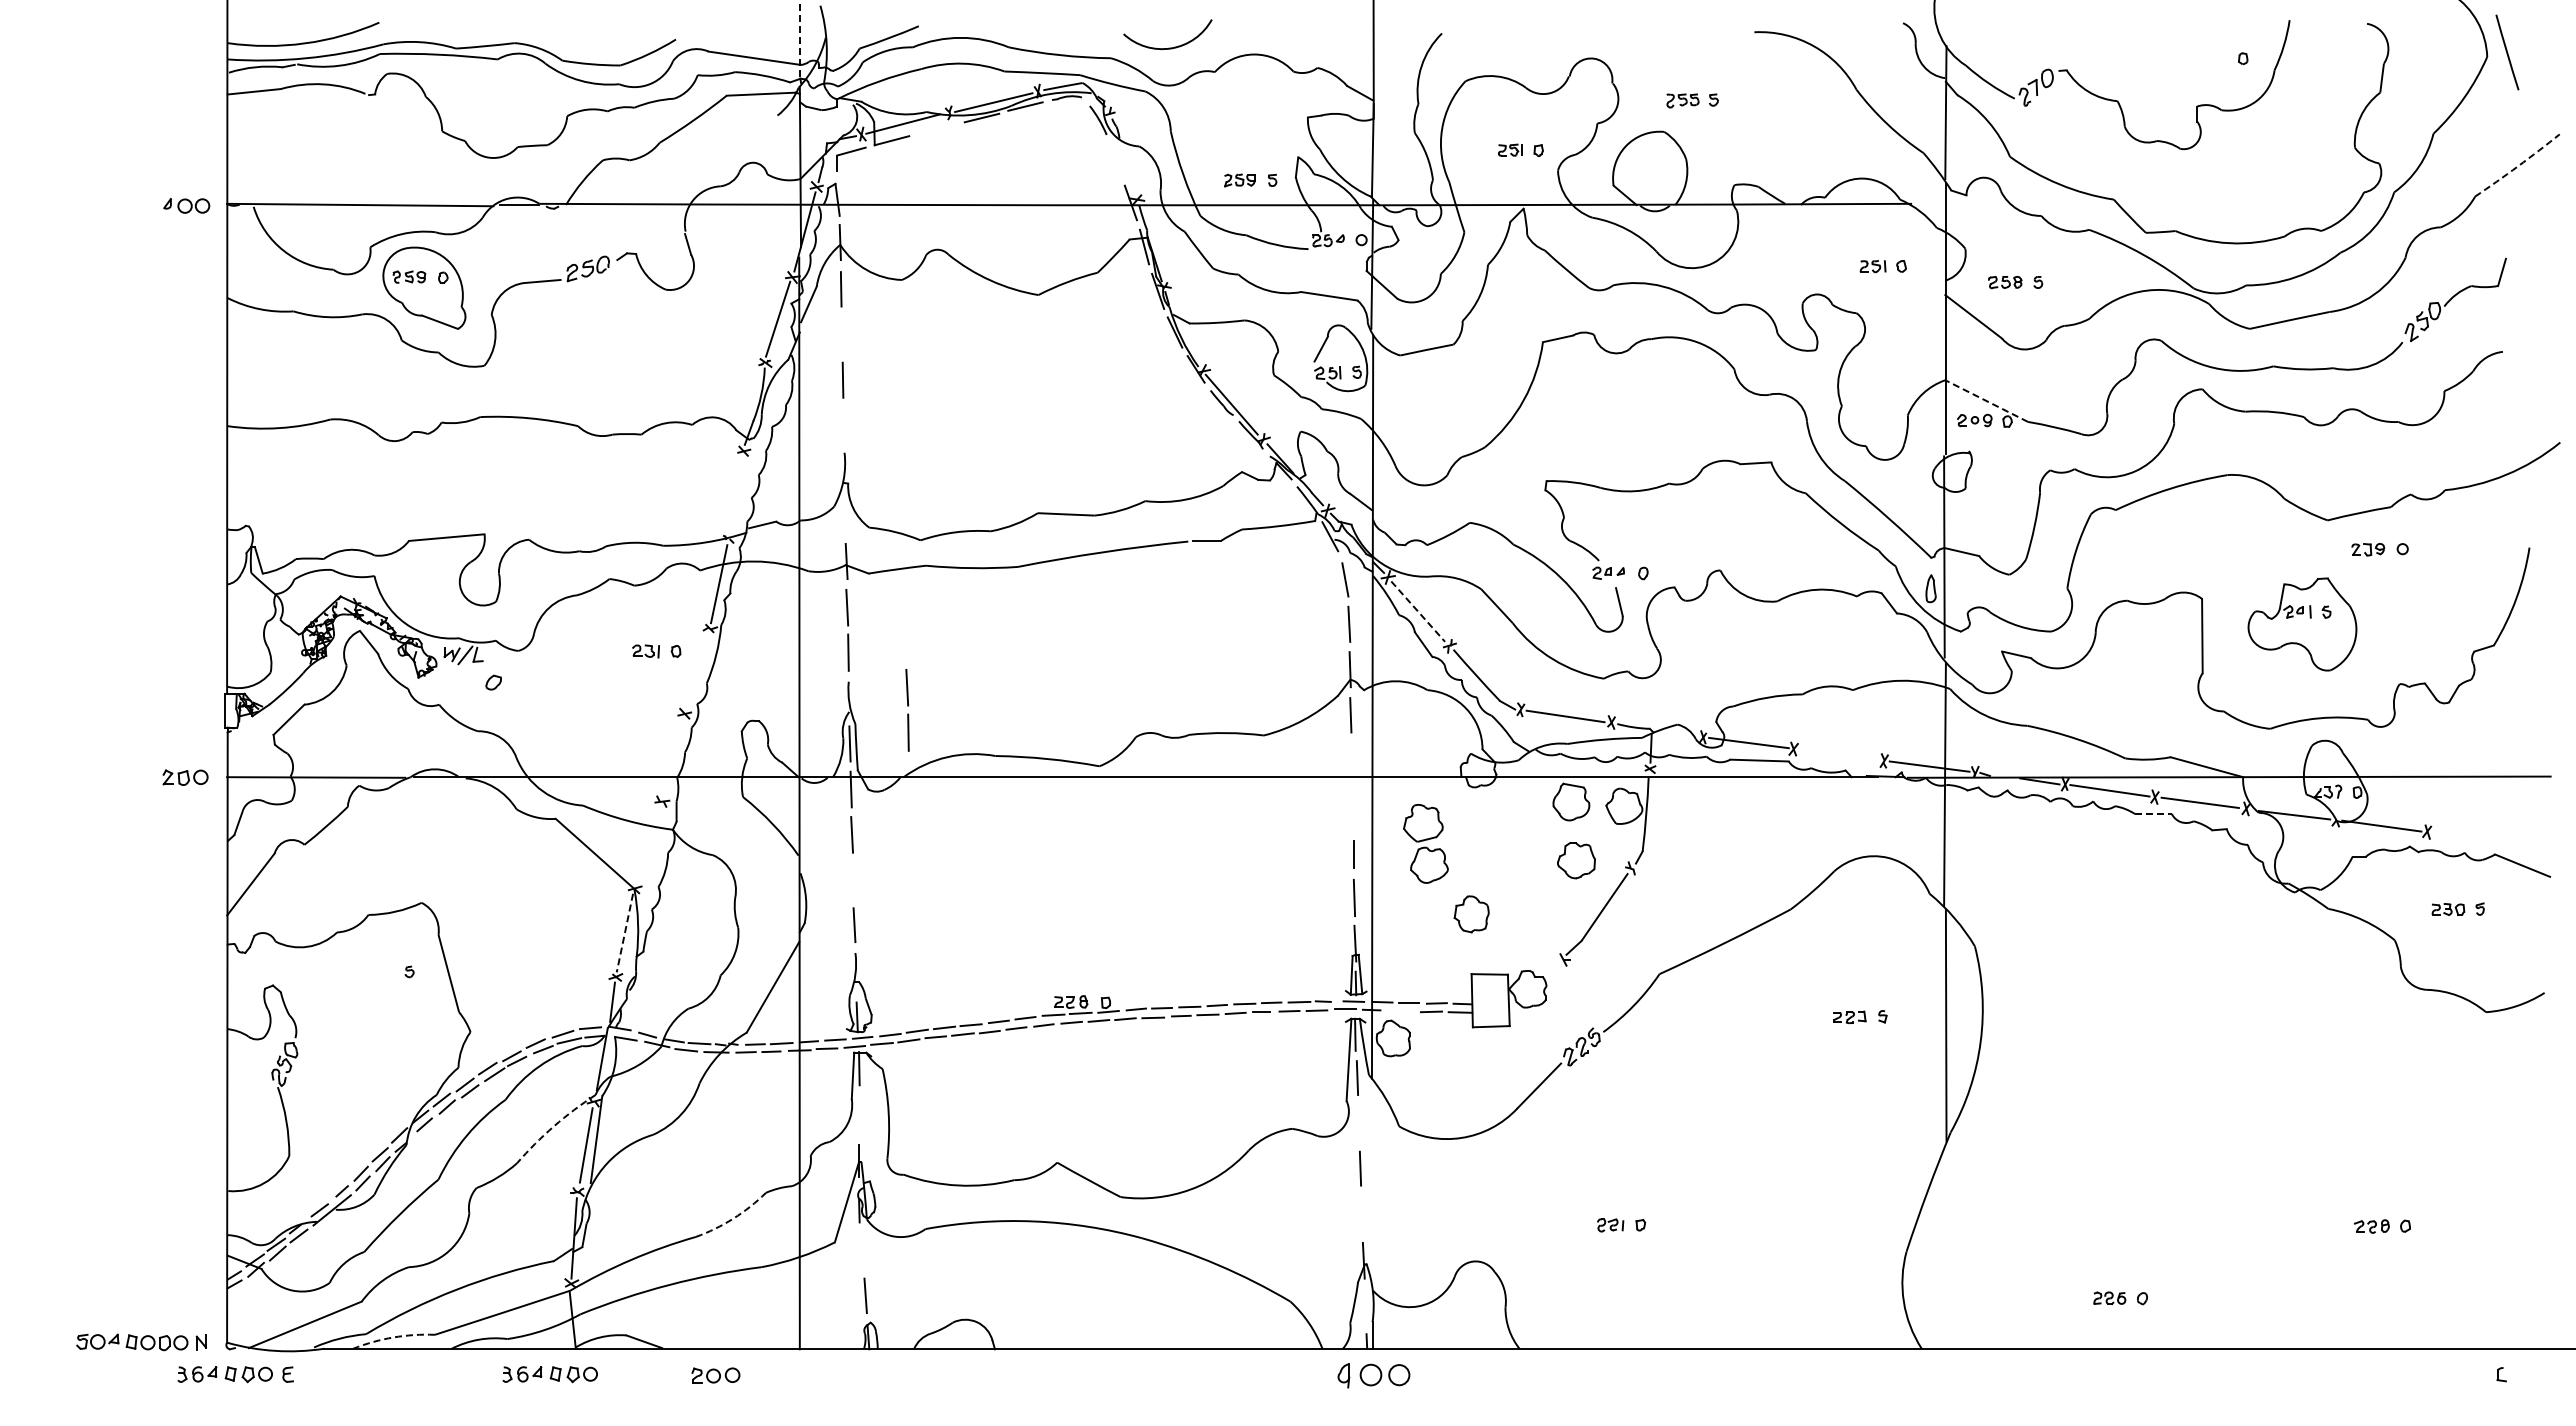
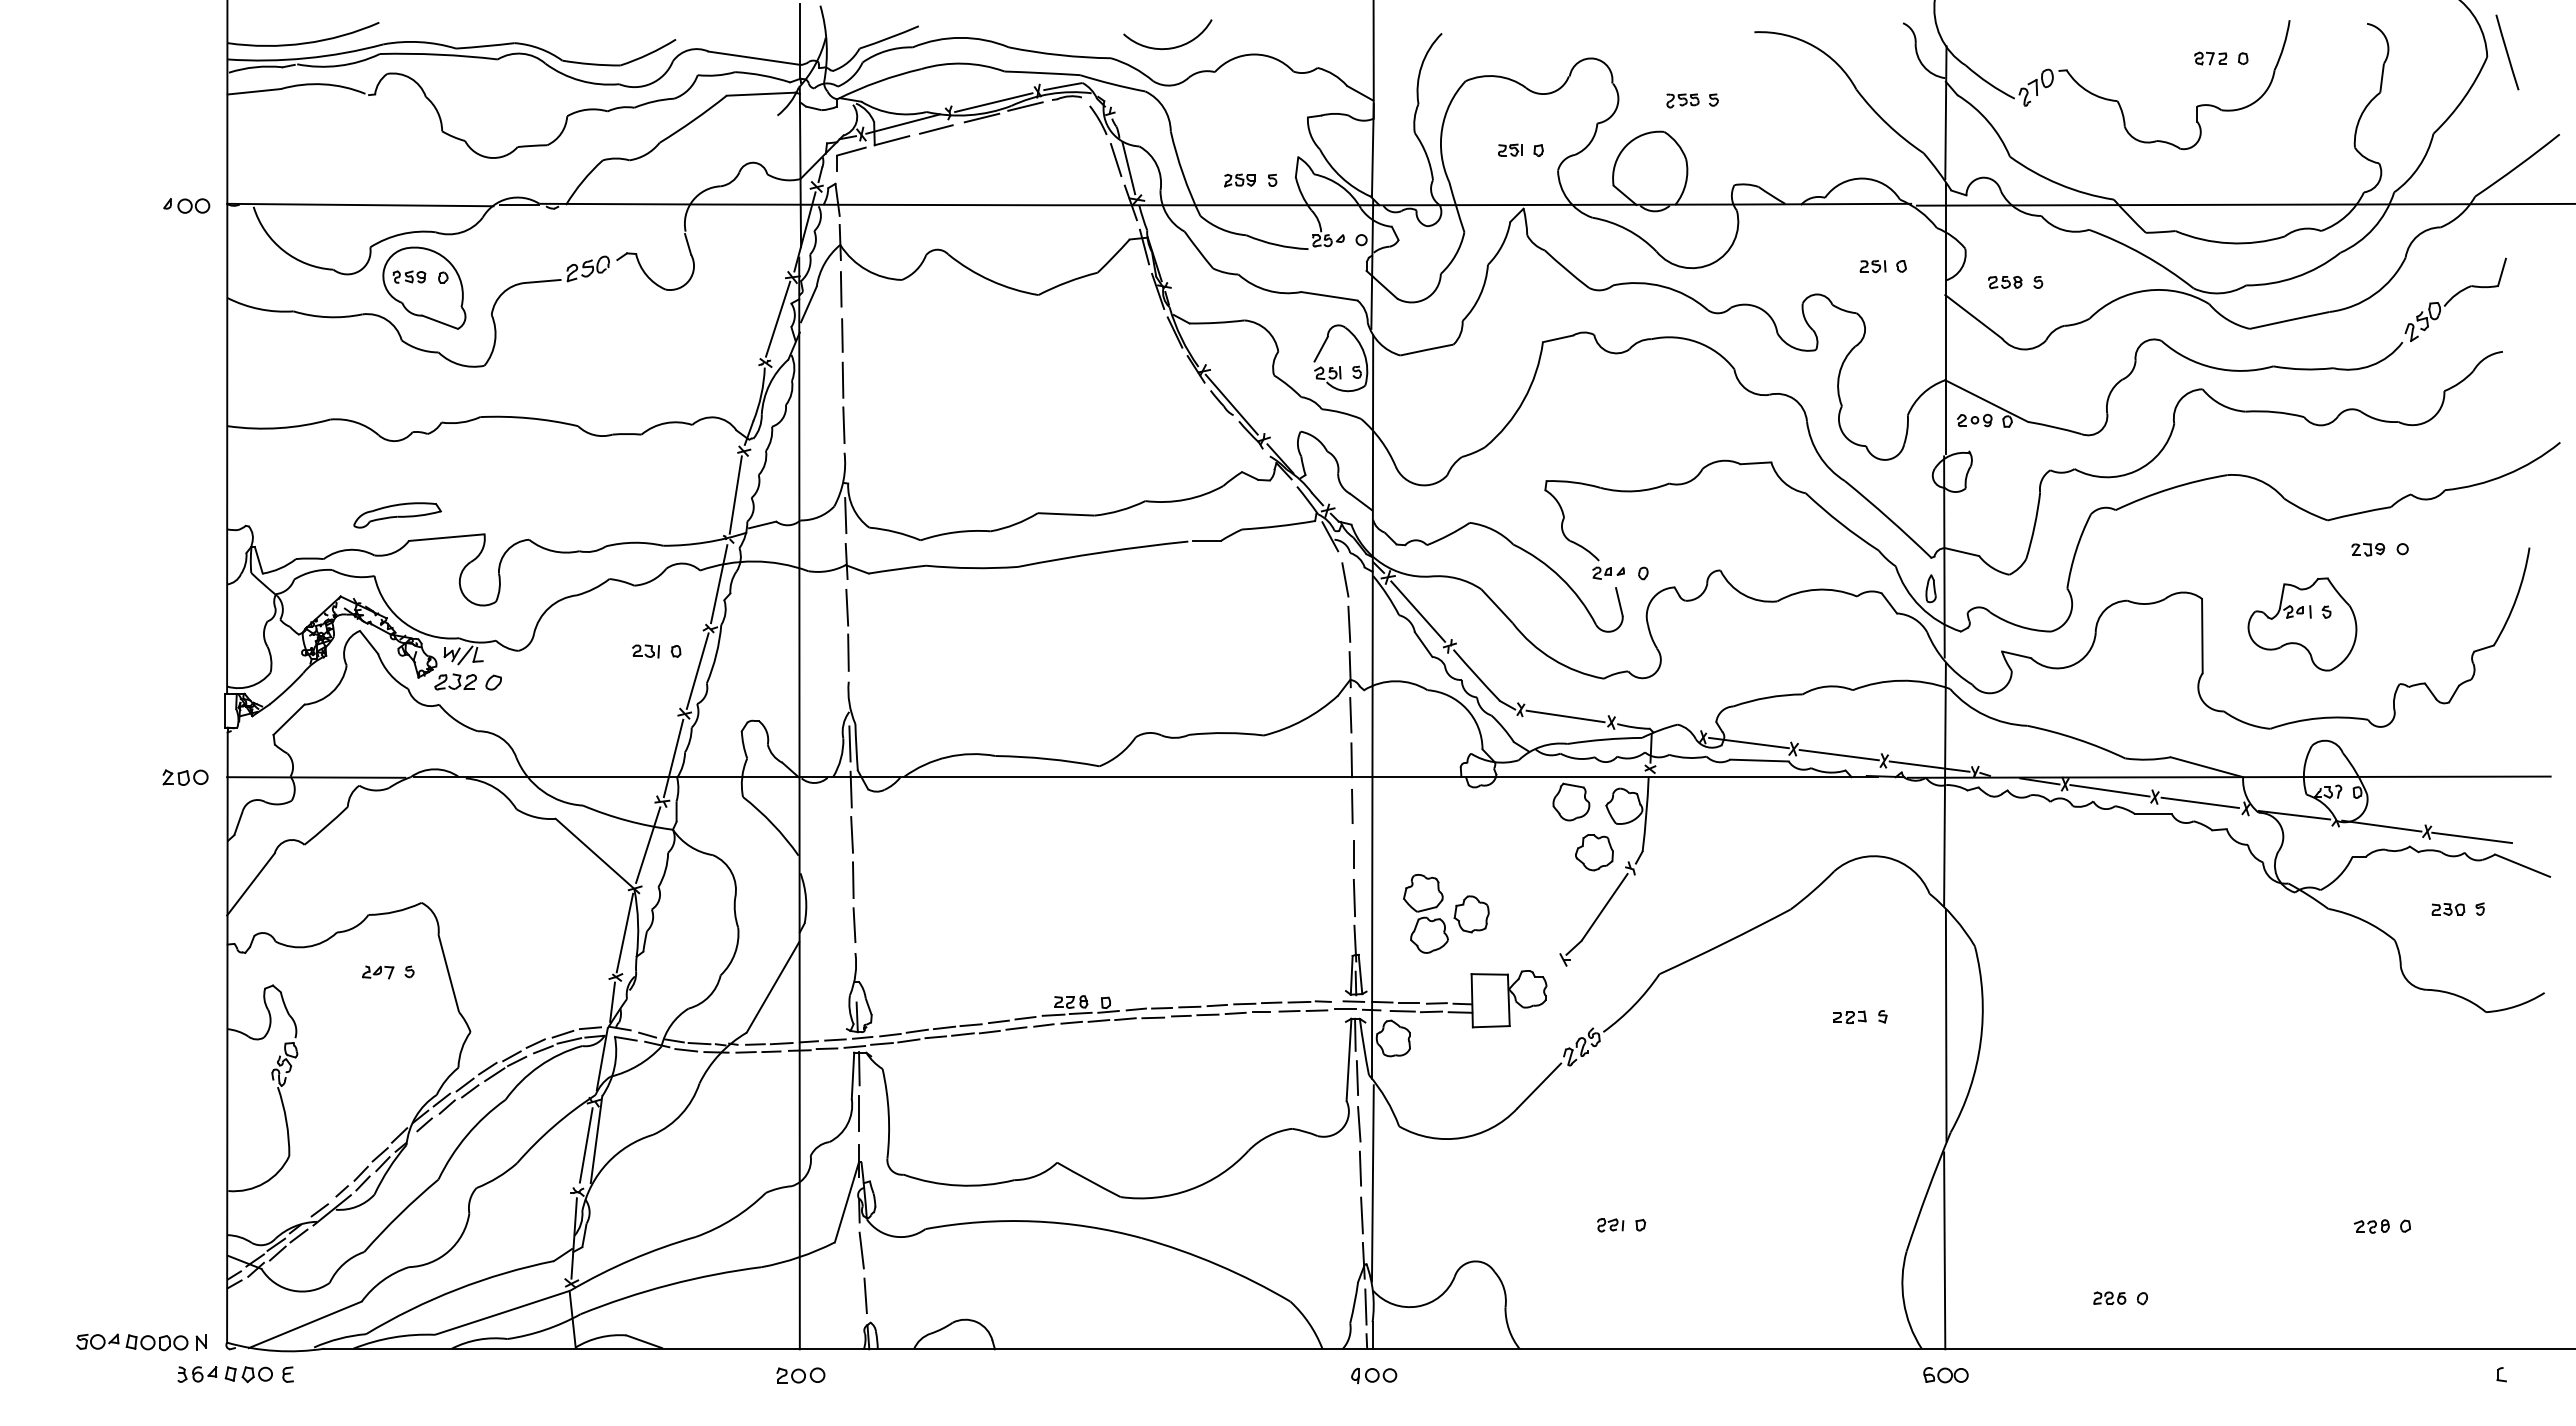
line: dashed -> solid (800, 42)
part: none -> present (2210, 58)
line: none -> present (936, 129)
line: none -> present (1115, 160)
arc: dashed -> solid (2518, 166)
line: none -> present (1128, 168)
line: none -> present (2244, 204)
line: none -> present (842, 335)
line: dashed -> solid (1986, 400)
line: none -> present (843, 425)
line: none -> present (735, 494)
part: none -> present (397, 515)
line: none -> present (845, 515)
line: dashed -> solid (1418, 612)
line: none -> present (697, 670)
part: none -> present (455, 681)
line: present -> none (907, 713)
line: none -> present (1838, 755)
line: none -> present (673, 758)
line: none -> present (1351, 760)
line: none -> present (1352, 806)
line: dashed -> solid (2153, 814)
line: none -> present (2472, 837)
part position: (1425, 843) -> (1425, 913) (1425, 913)
line: none -> present (648, 844)
part position: (1576, 860) -> (1594, 852) (1594, 852)
line: none -> present (853, 880)
line: dashed -> solid (624, 933)
part: none -> present (378, 972)
line: none -> present (1402, 1010)
line: none -> present (859, 1113)
line: none -> present (1359, 1124)
arc: dashed -> solid (553, 1126)
line: none -> present (1372, 1183)
line: none -> present (1361, 1215)
arc: dashed -> solid (733, 1218)
line: none -> present (861, 1250)
line: none -> present (1944, 1250)
line: none -> present (1365, 1306)
arc: dashed -> solid (393, 1337)
part: present -> none (549, 1374)
part position: (715, 1375) -> (800, 1375) (800, 1375)
part size: 74x26 px -> 47x18 px (1374, 1375)
part: none -> present (1945, 1375)
